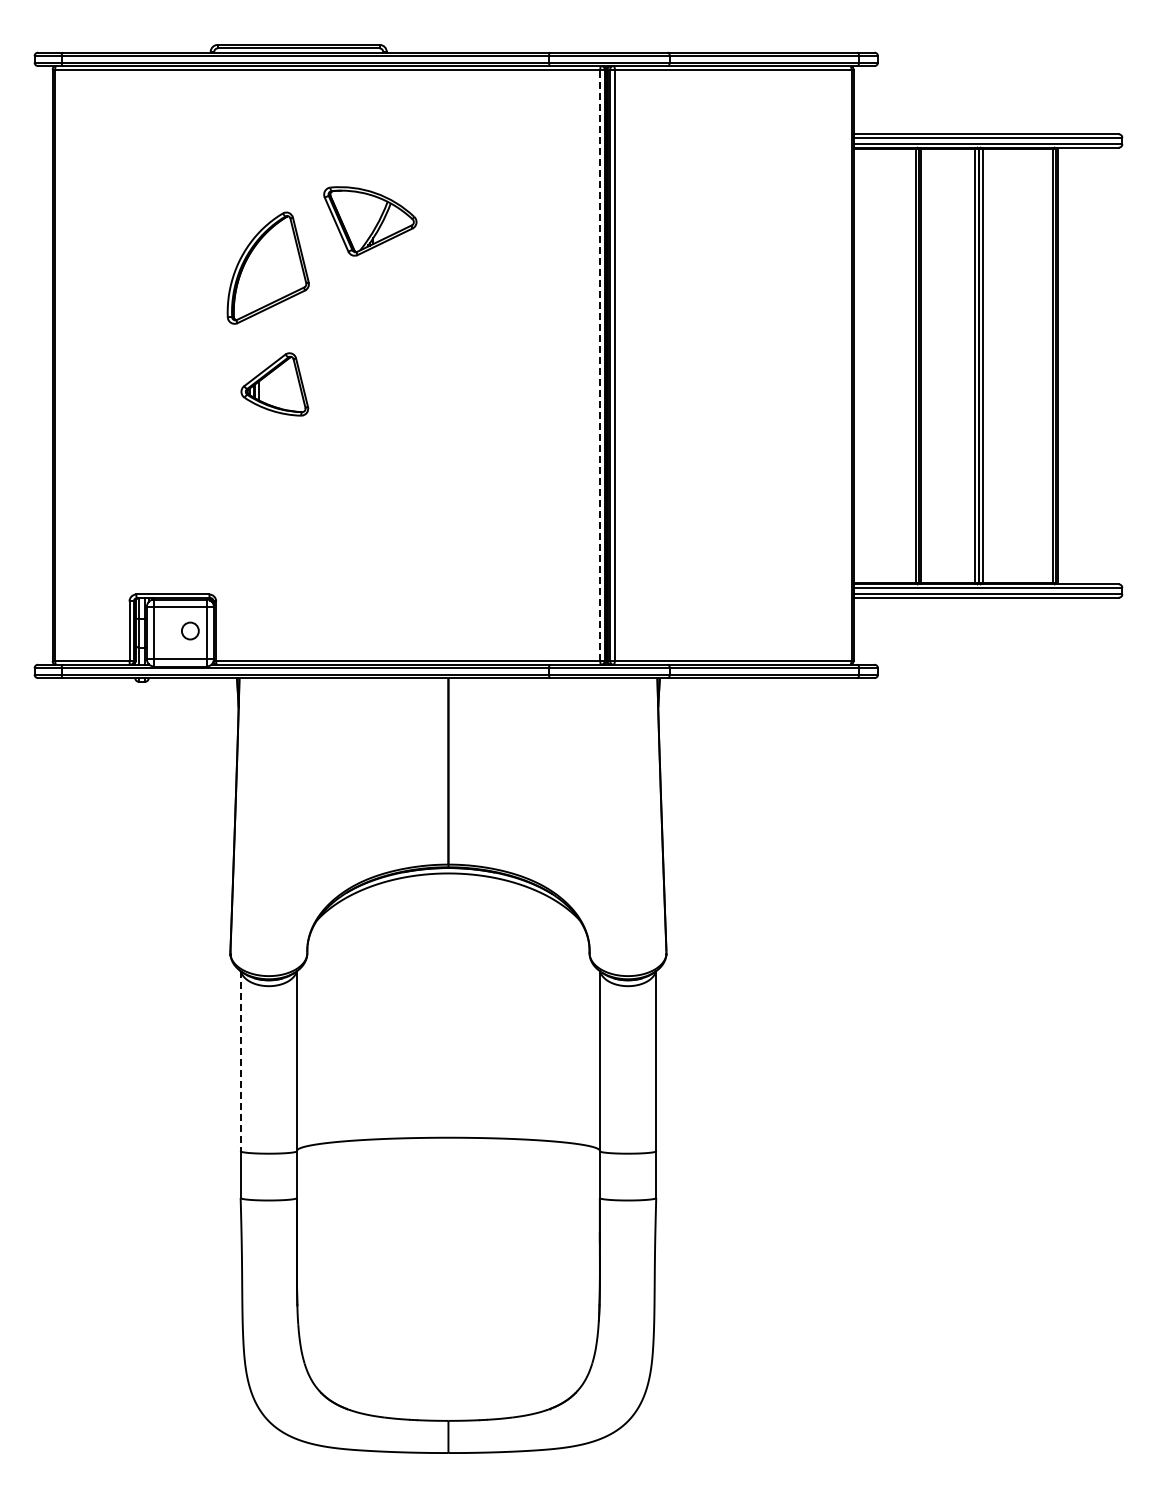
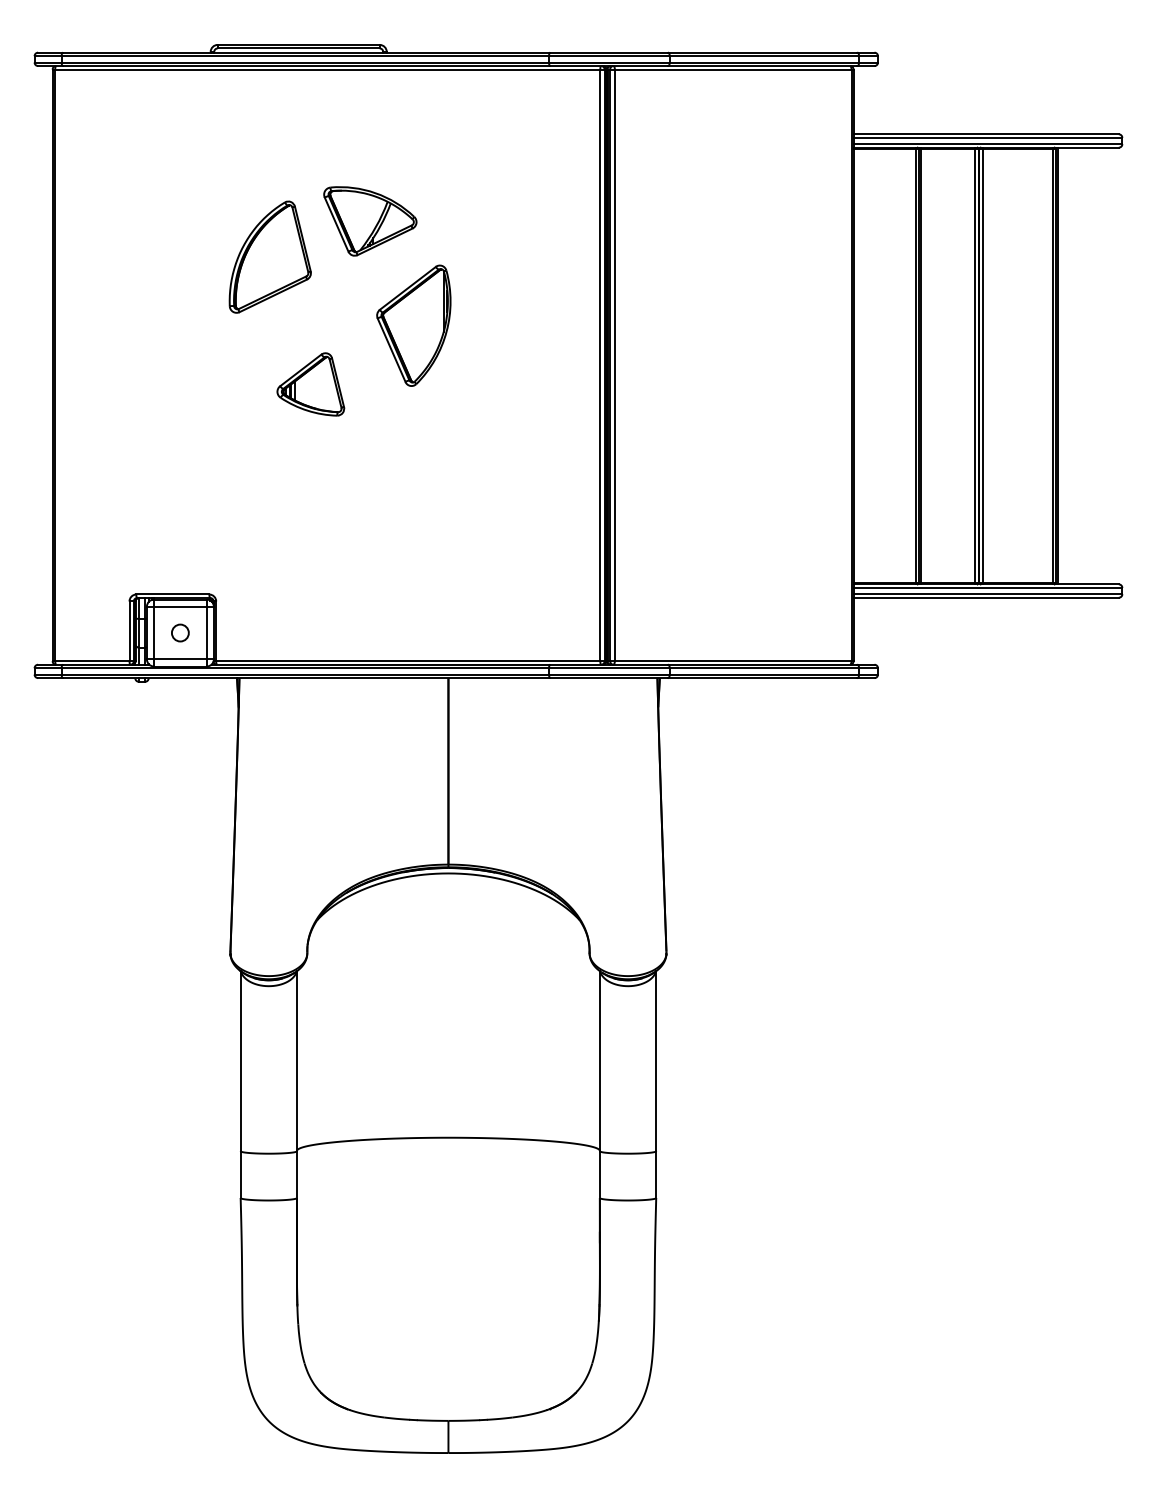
part position: (267, 267) -> (269, 256) (269, 256)
part: none -> present (413, 325)
line: dashed -> solid (600, 365)
part position: (274, 384) -> (310, 384) (310, 384)
circle position: (190, 630) -> (180, 632) (180, 632)
line: dashed -> solid (240, 1061)
